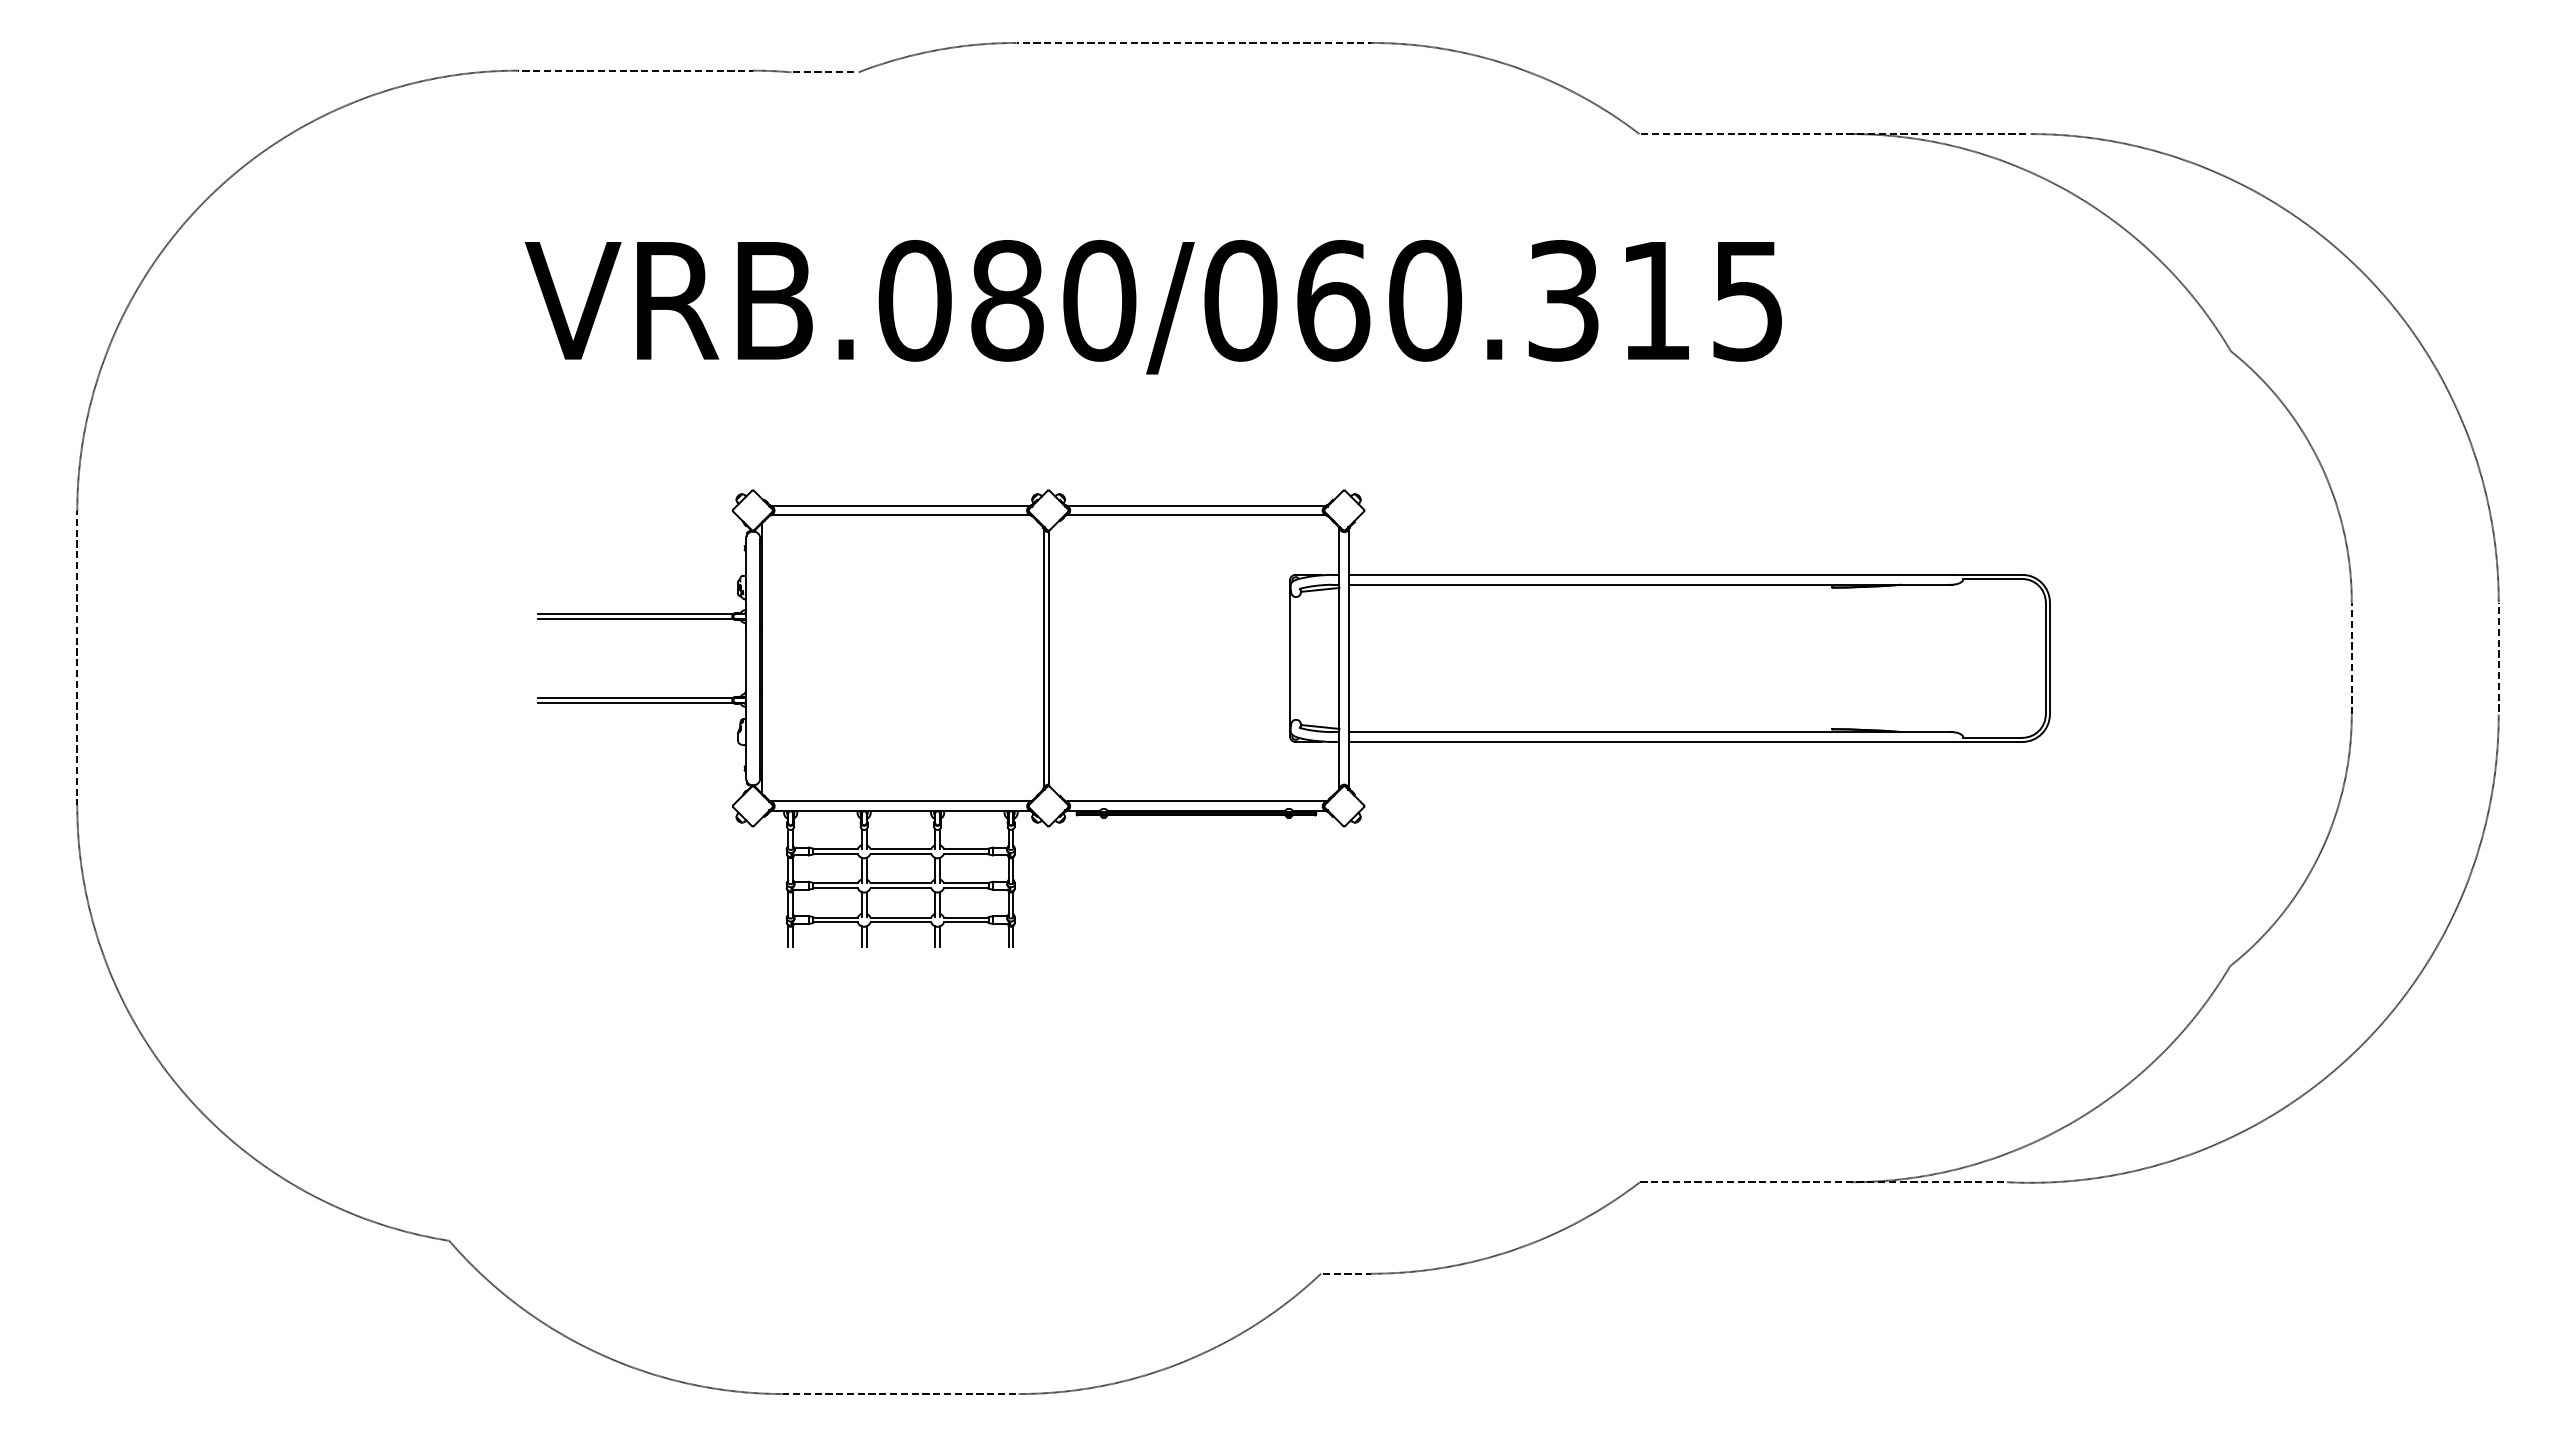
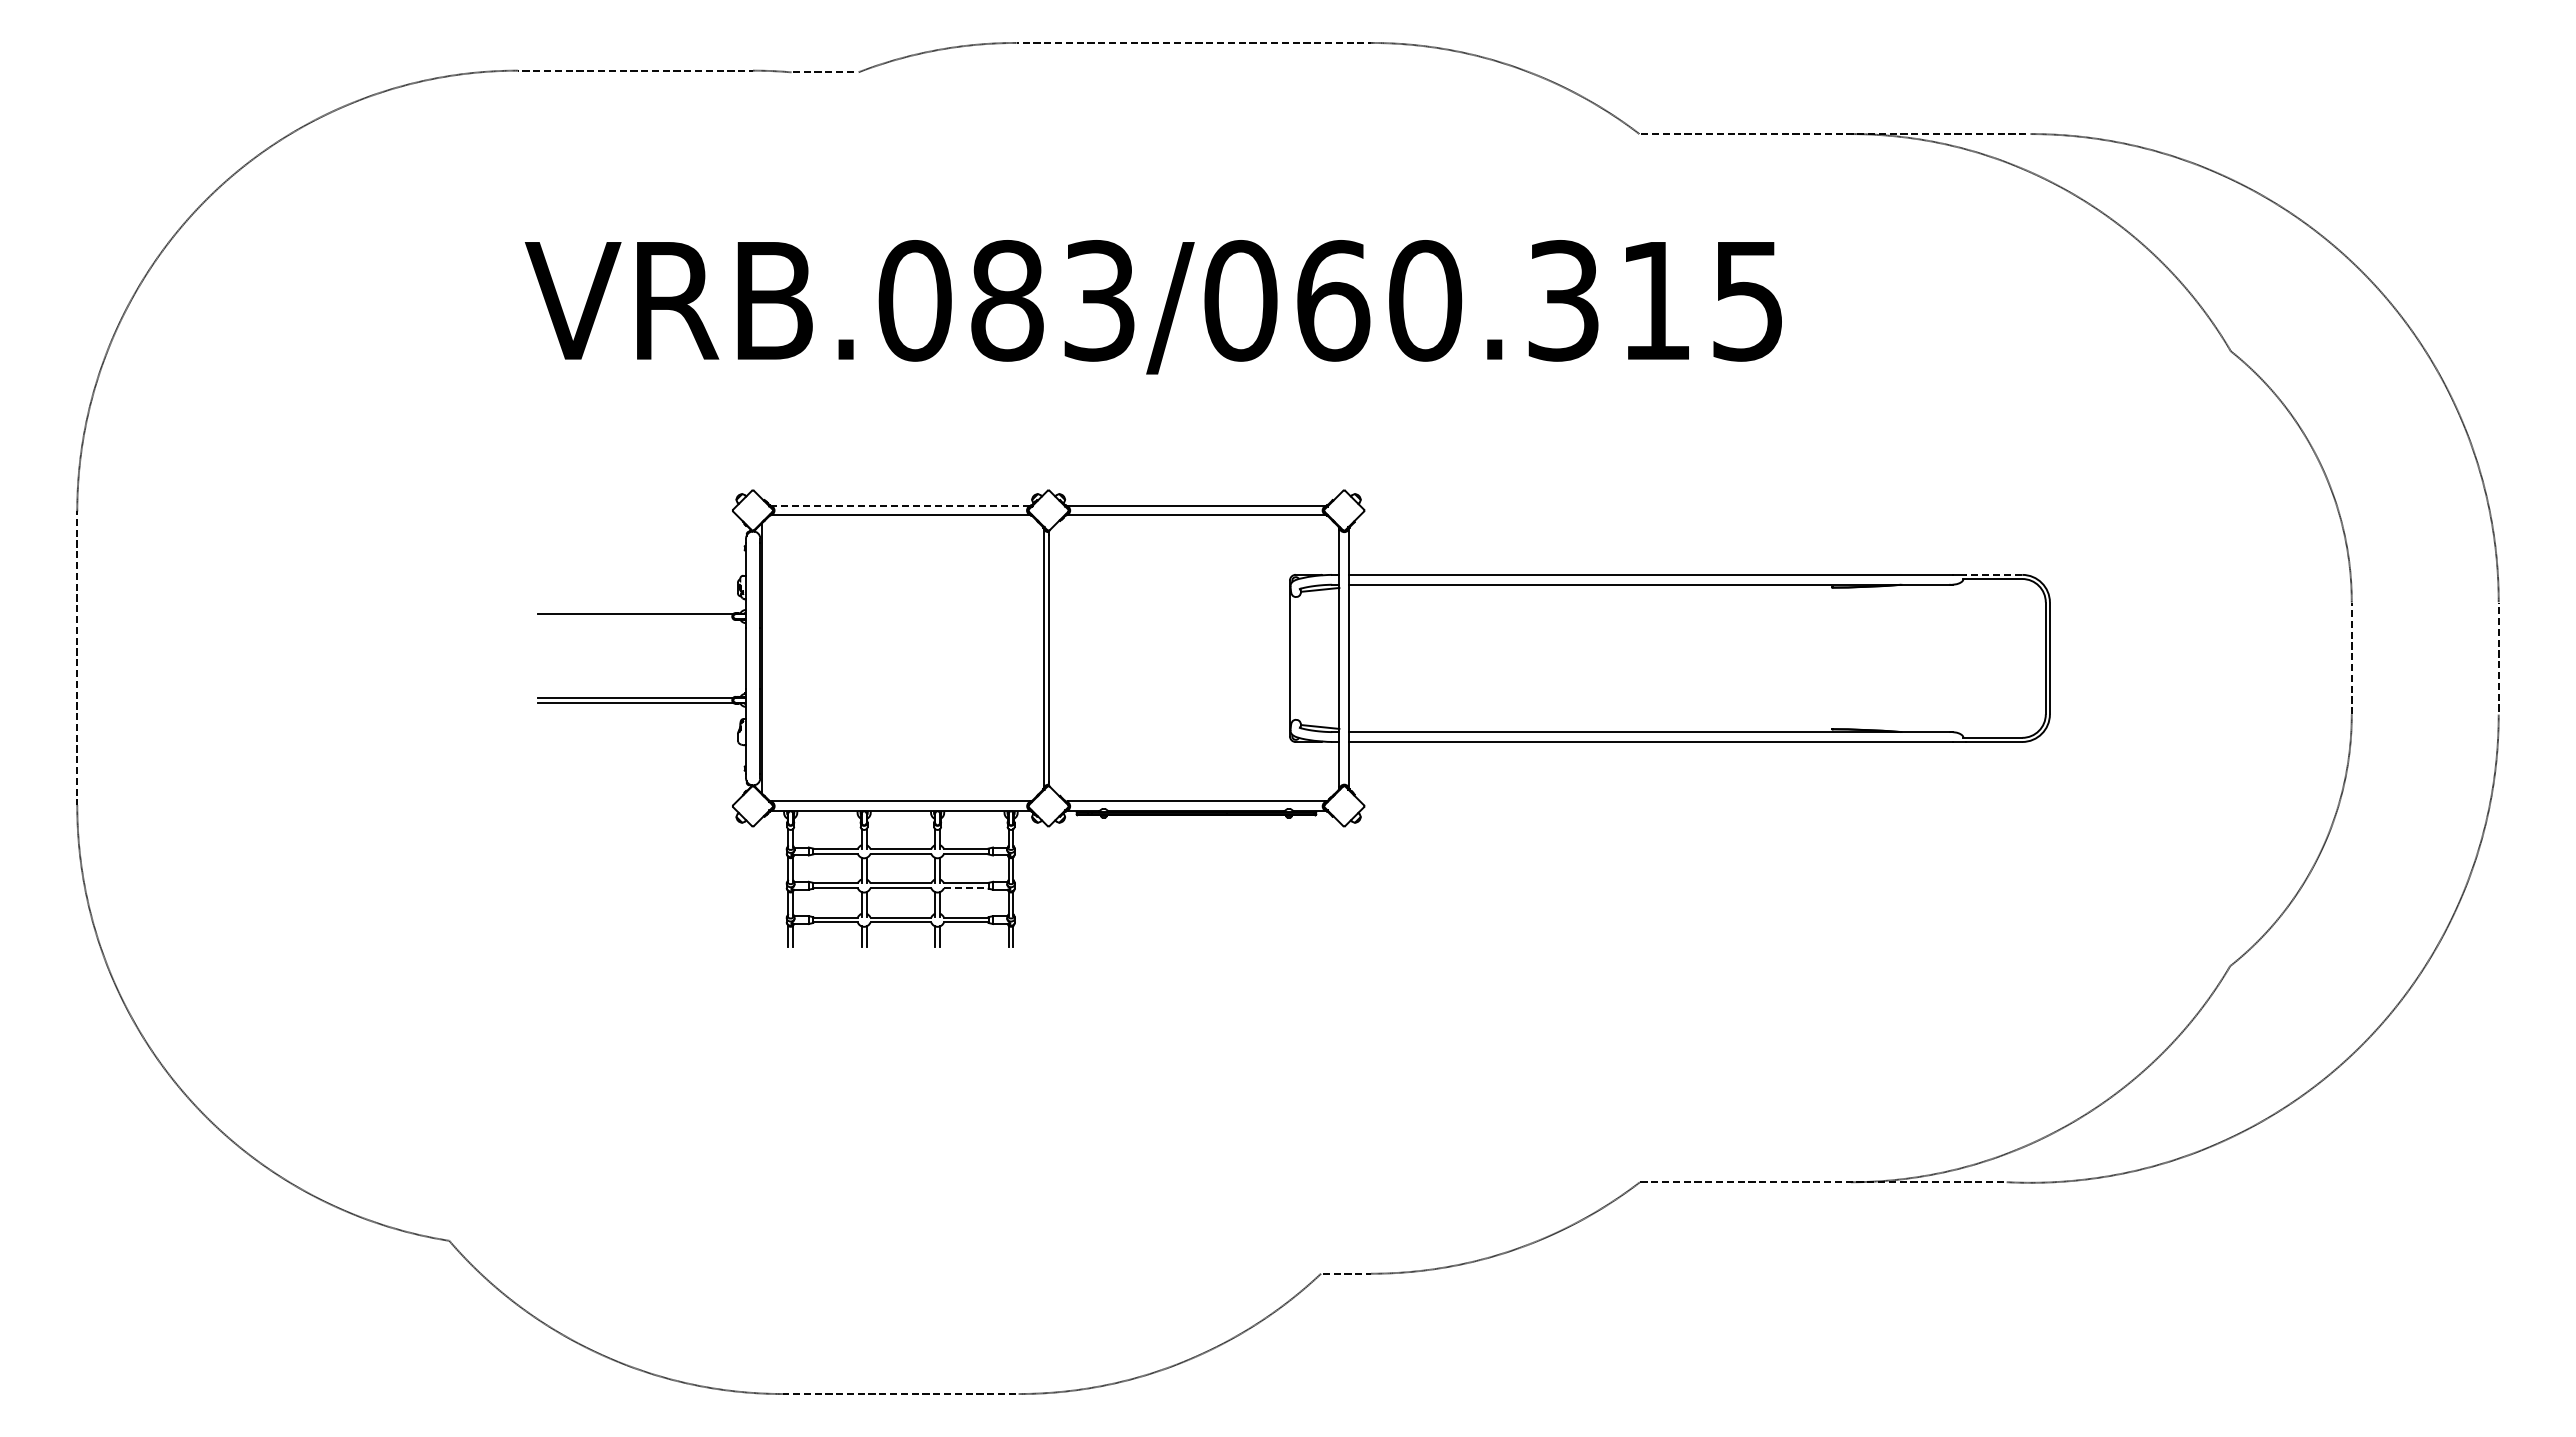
text: VRB.080/060.315 -> VRB.083/060.315 (1099, 300)
line: solid -> dashed (900, 505)
line: solid -> dashed (1993, 574)
line: present -> none (635, 618)
line: solid -> dashed (966, 888)
